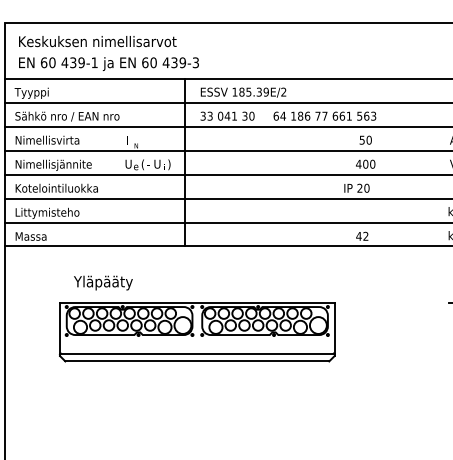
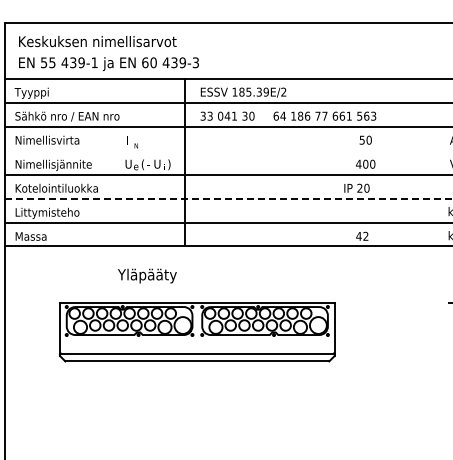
text: 60 -> 55 (48, 62)
line: present -> none (226, 150)
line: solid -> dashed (228, 198)
text position: (103, 282) -> (147, 275) (147, 275)
